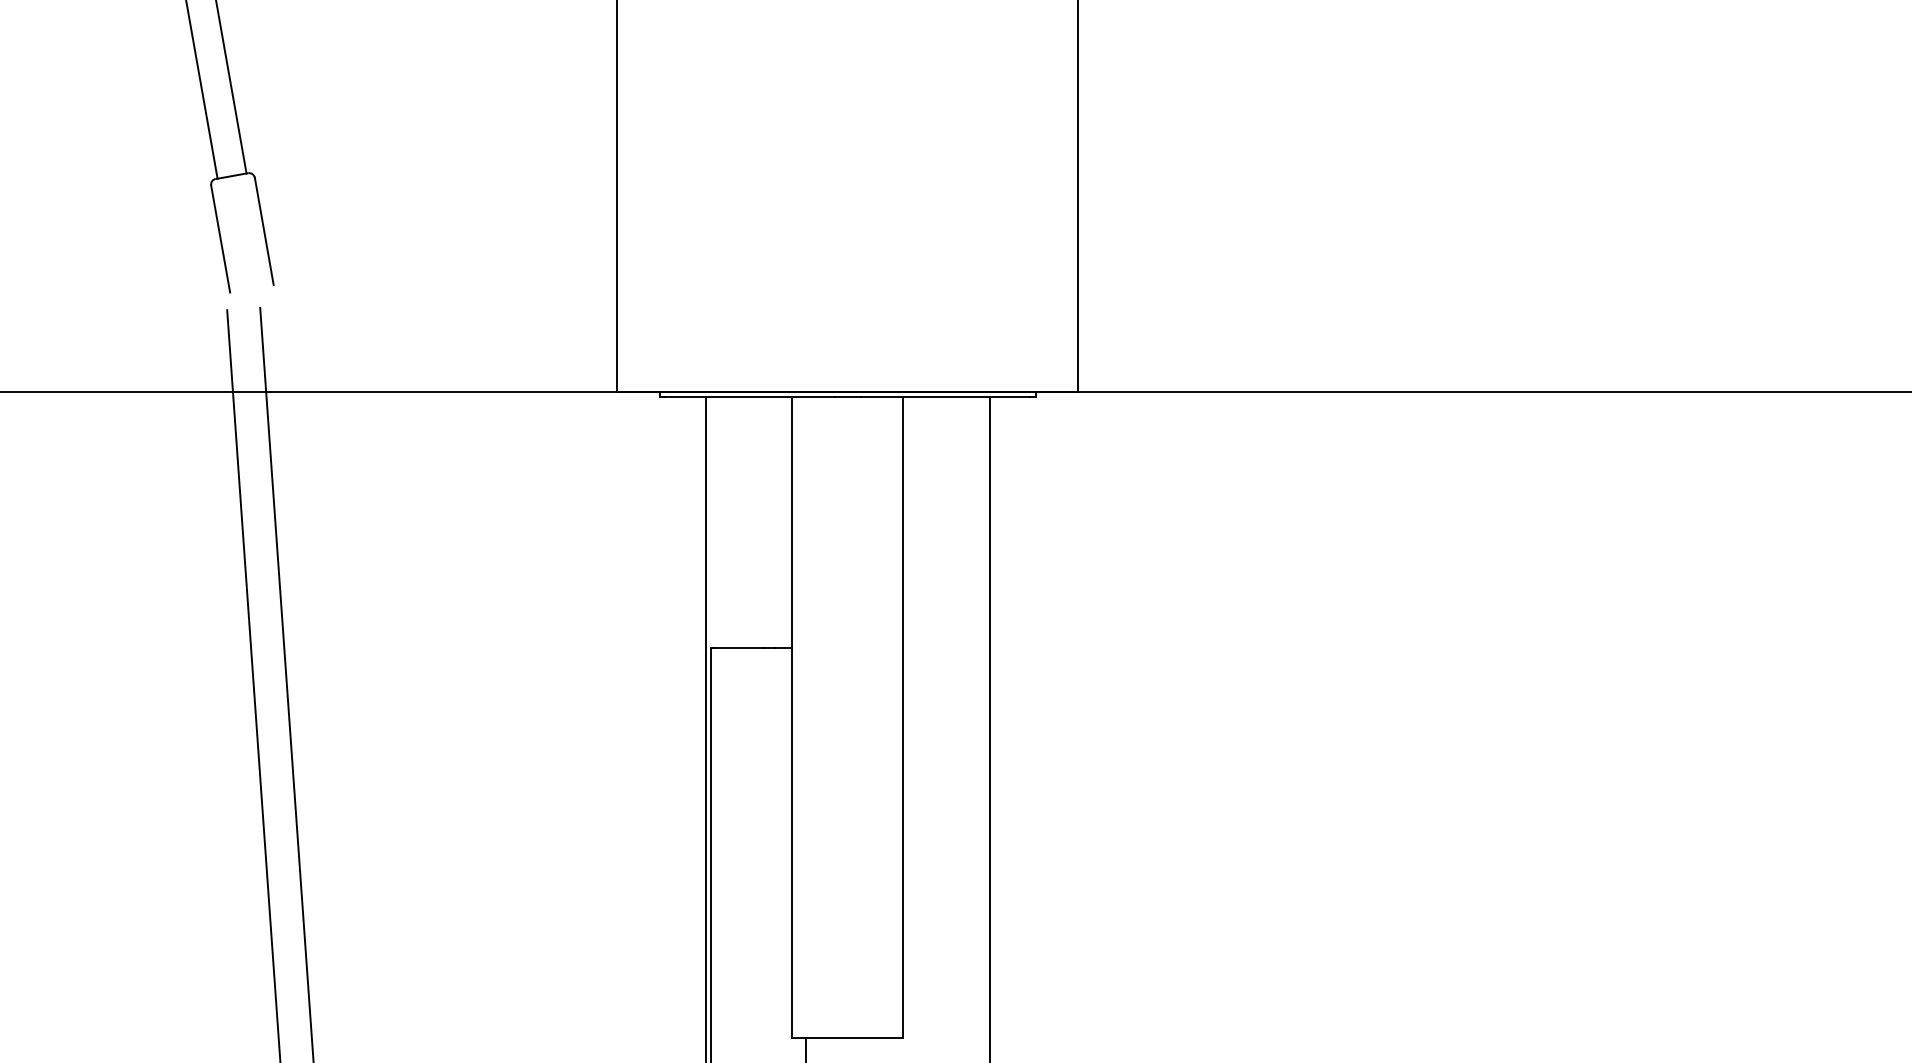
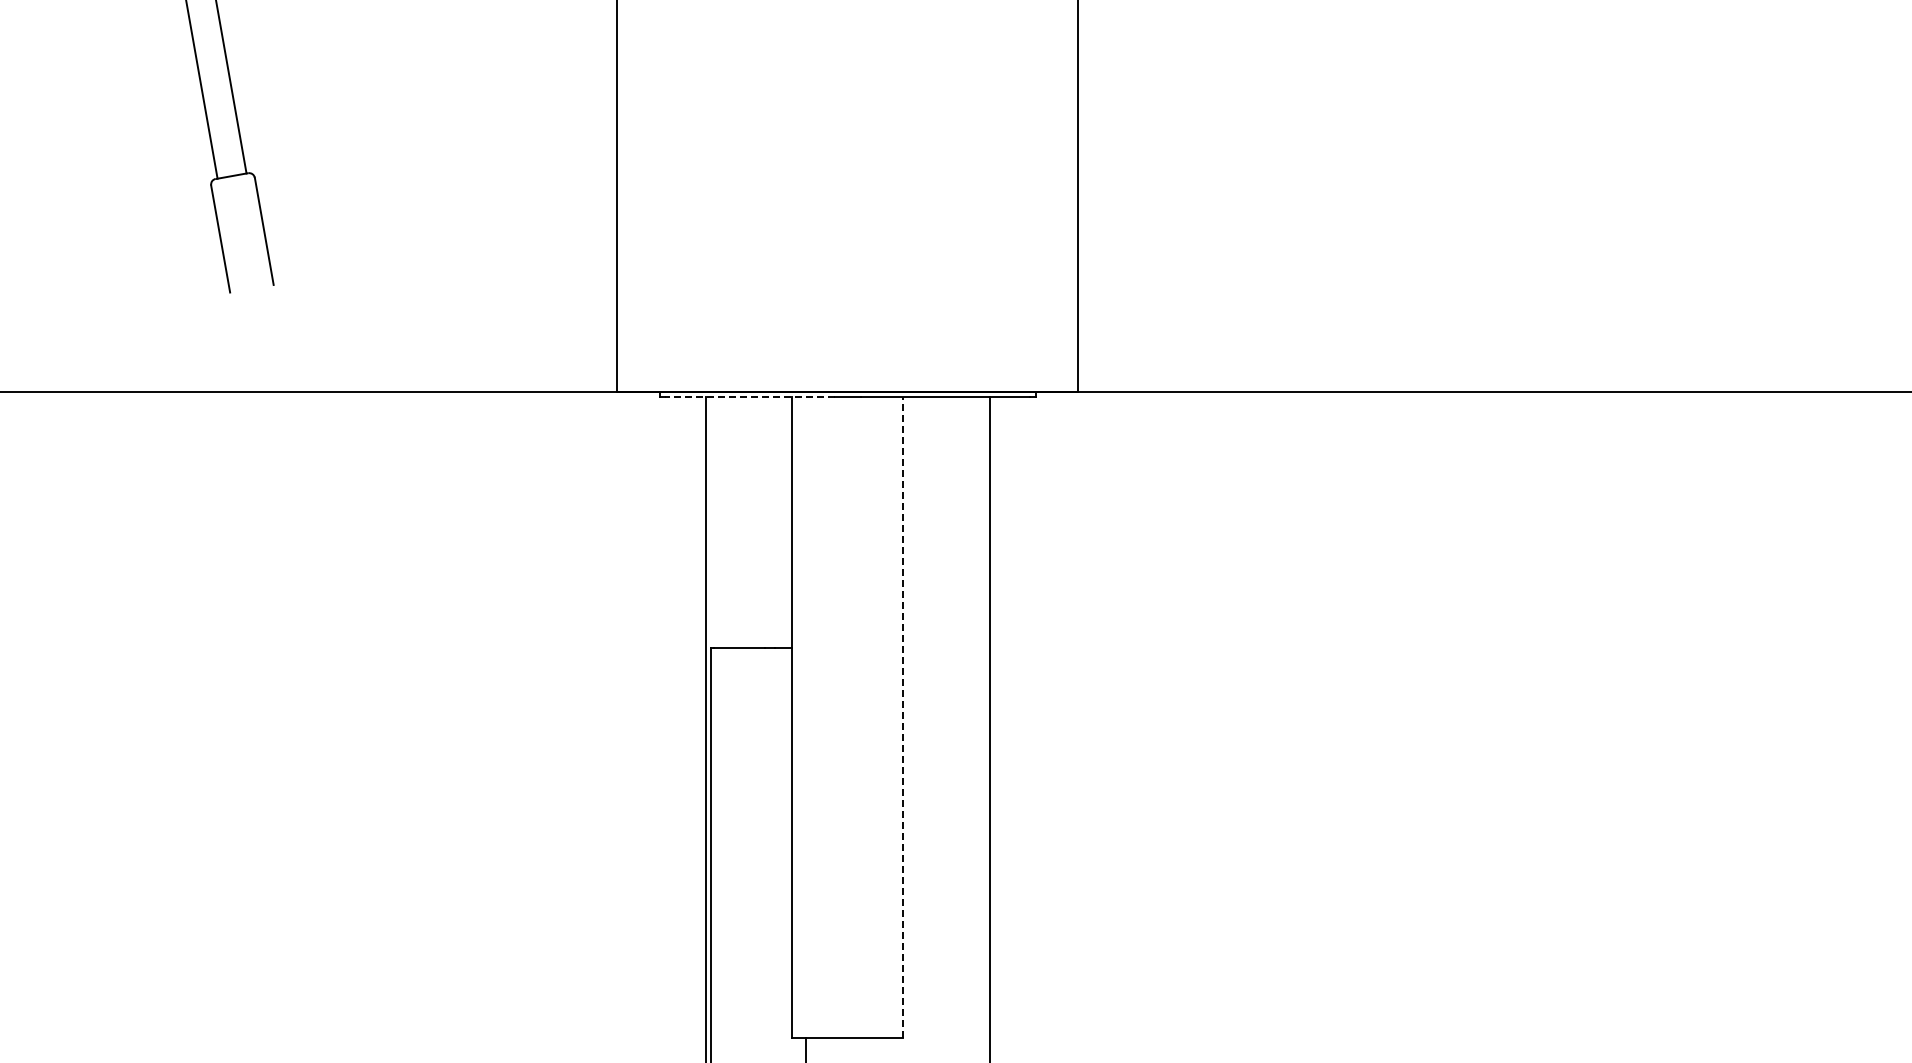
line: solid -> dashed (749, 397)
line: present -> none (286, 683)
line: present -> none (253, 684)
line: solid -> dashed (903, 716)
